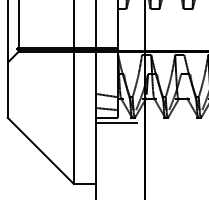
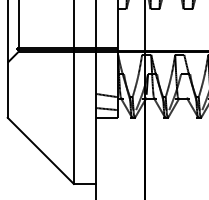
line: present -> none (116, 123)
